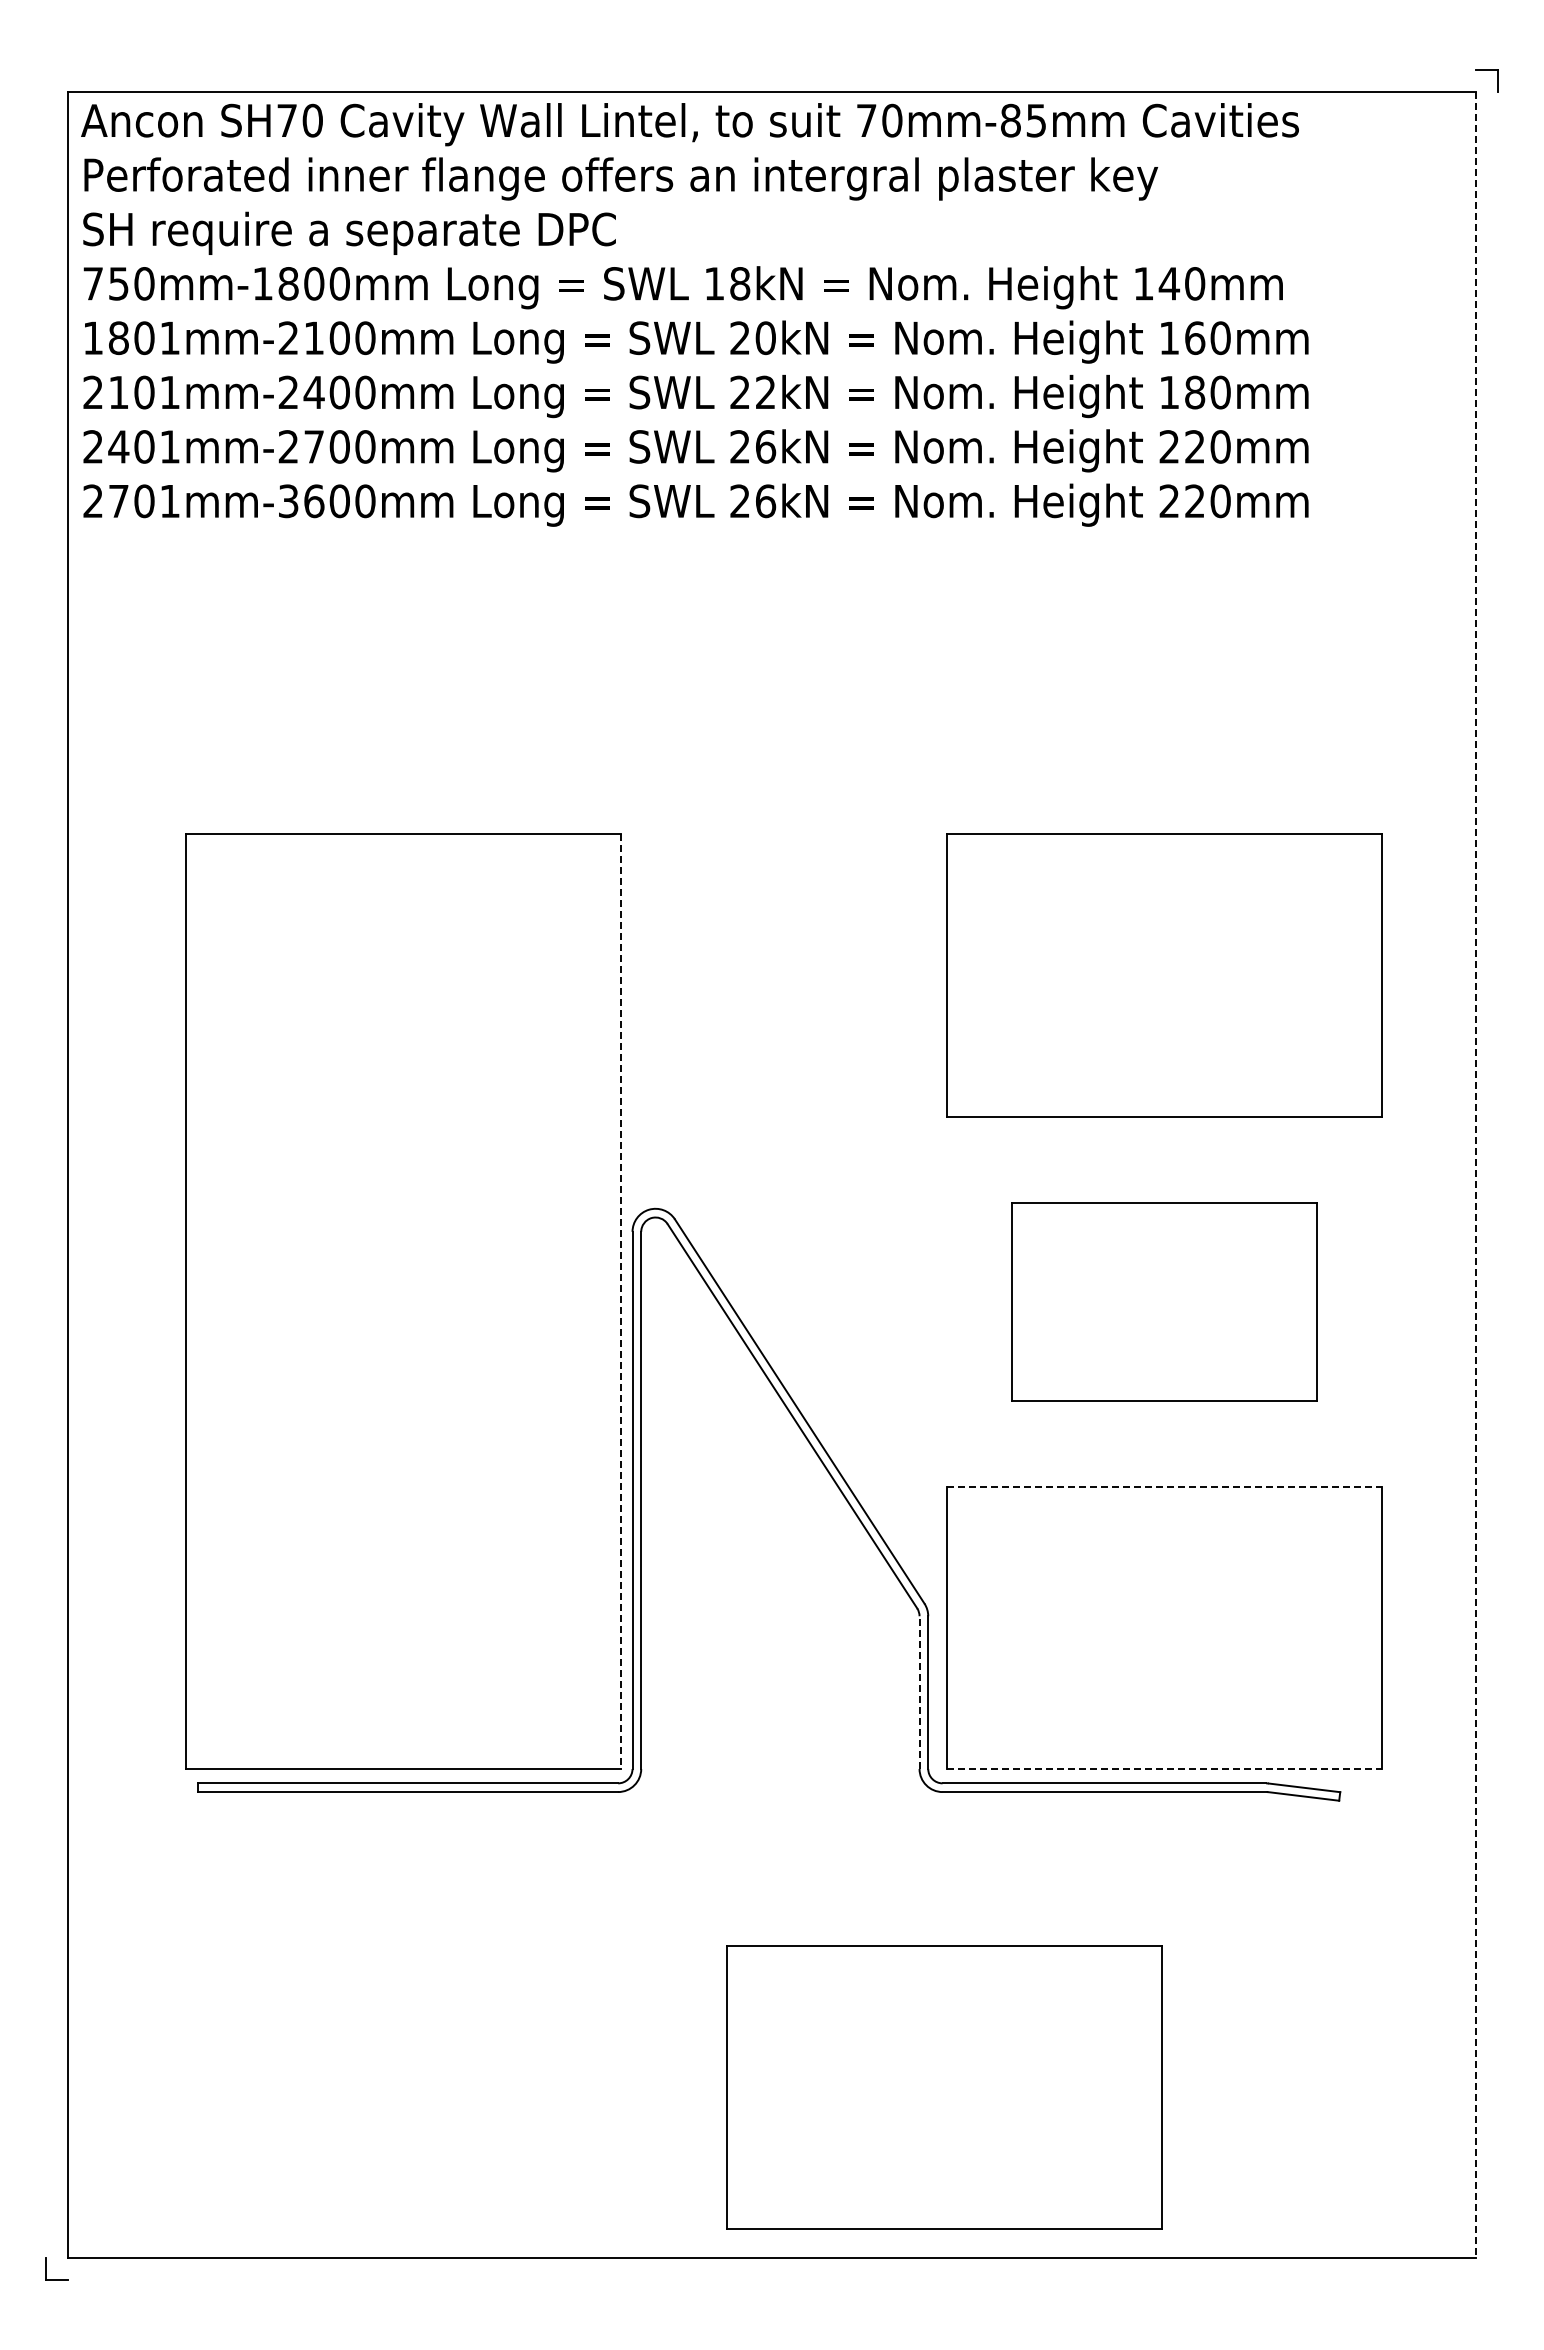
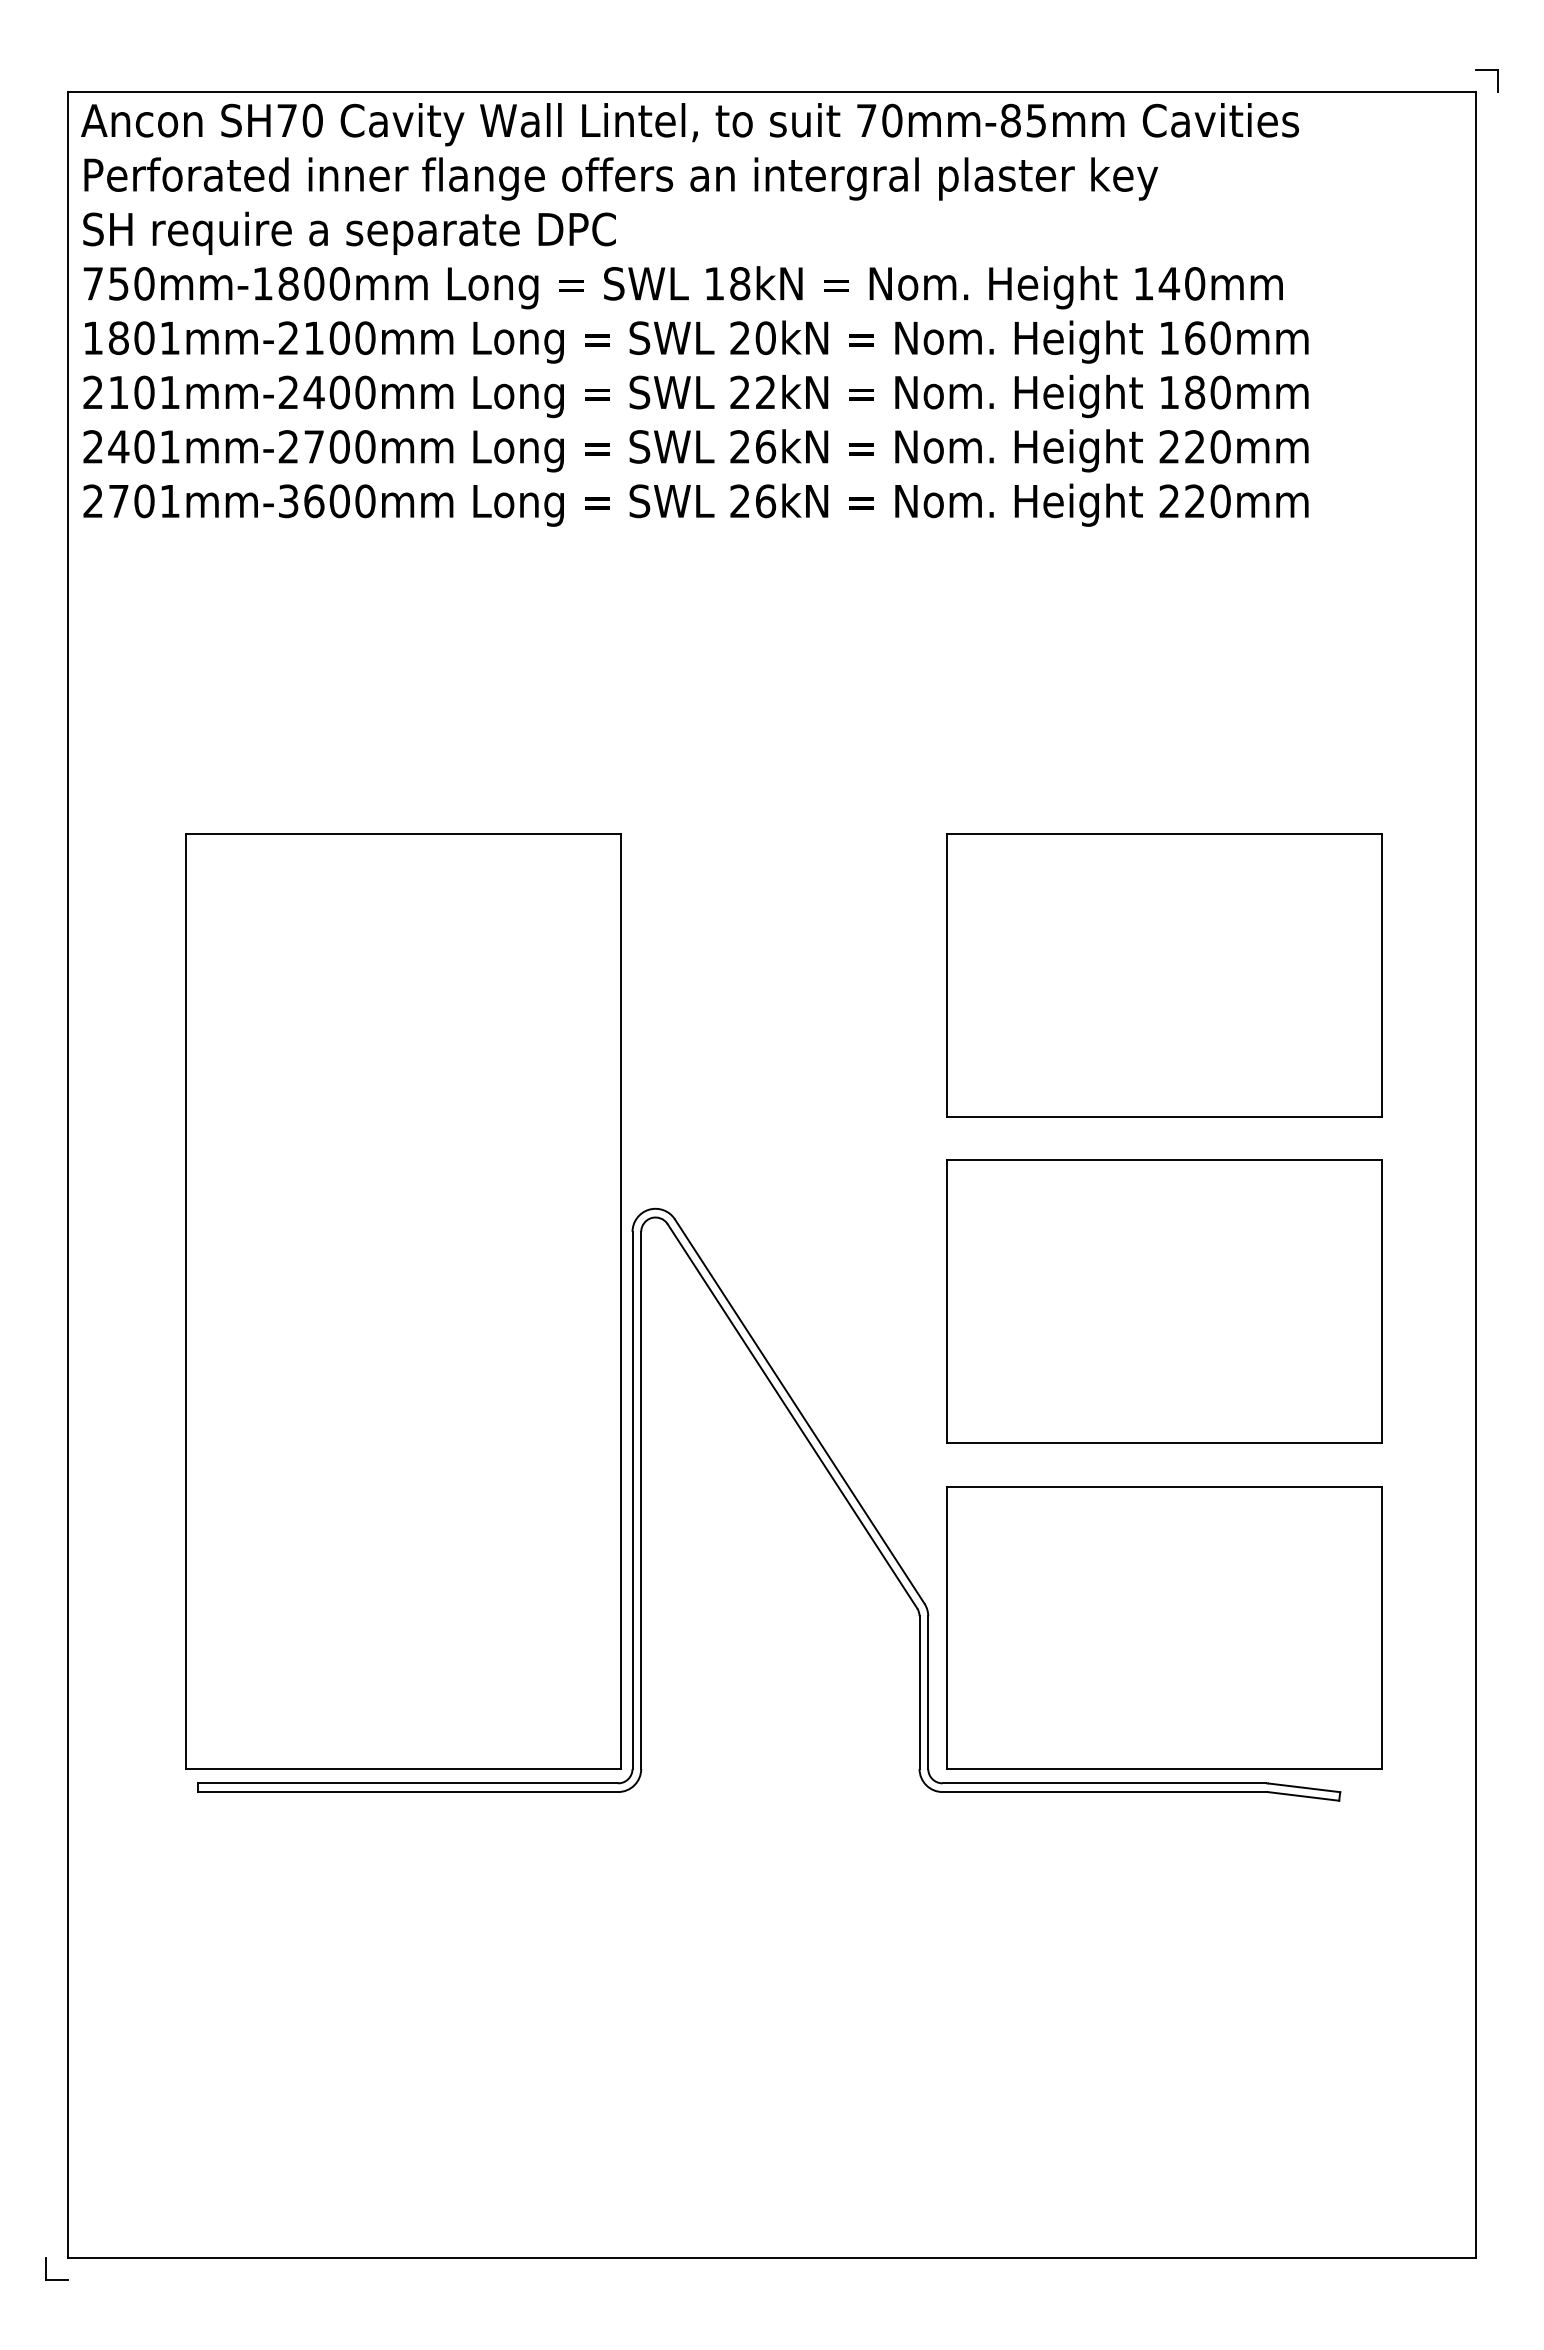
line: dashed -> solid (1476, 1175)
part size: 307x200 px -> 437x285 px (1164, 1301)
line: dashed -> solid (620, 1302)
line: dashed -> solid (1164, 1486)
line: dashed -> solid (919, 1692)
line: dashed -> solid (1164, 1769)
part: present -> none (944, 2087)
